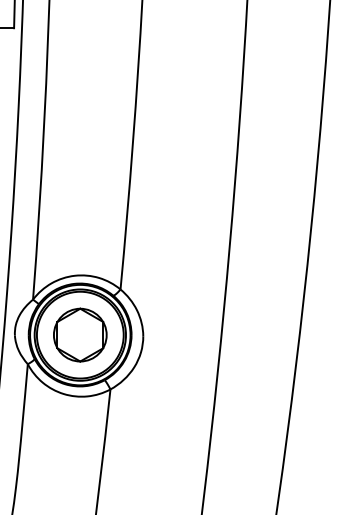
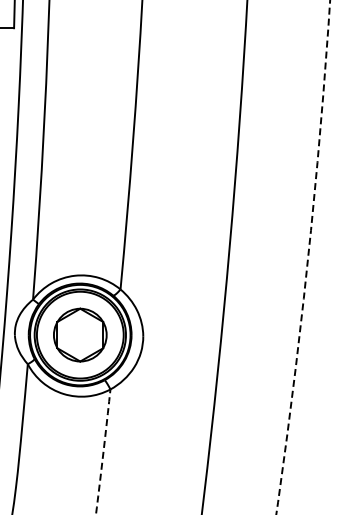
arc: solid -> dashed (308, 257)
arc: solid -> dashed (103, 451)
